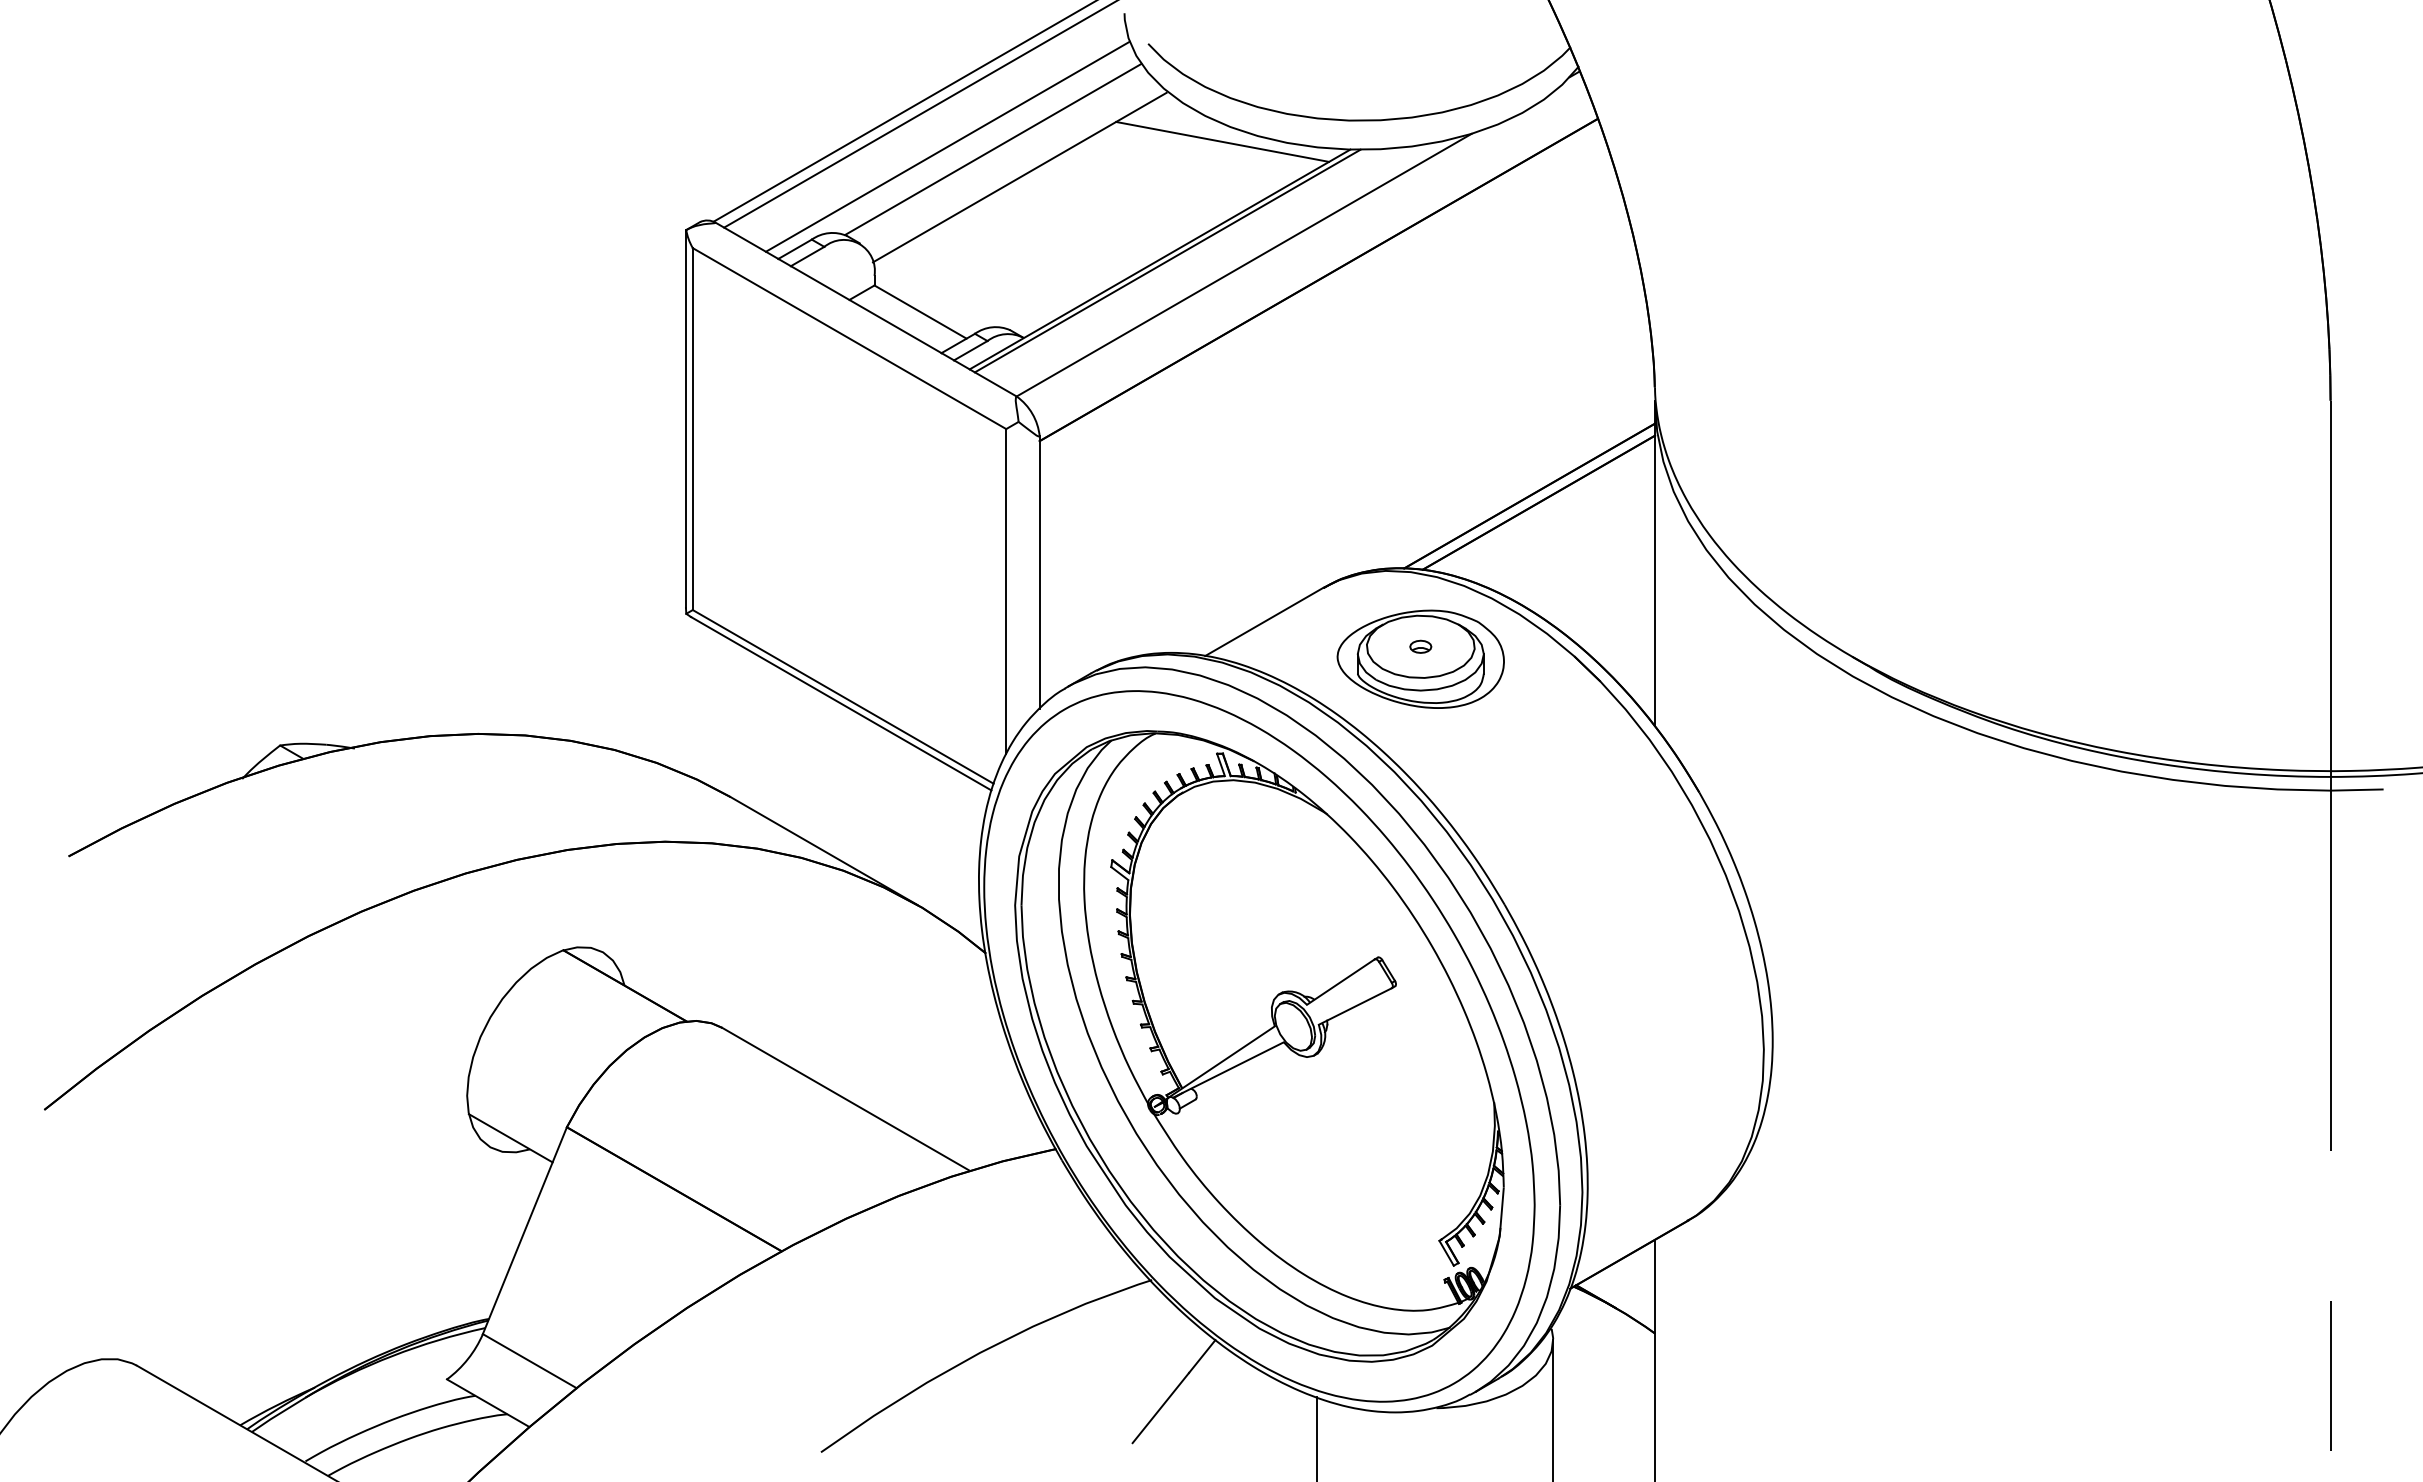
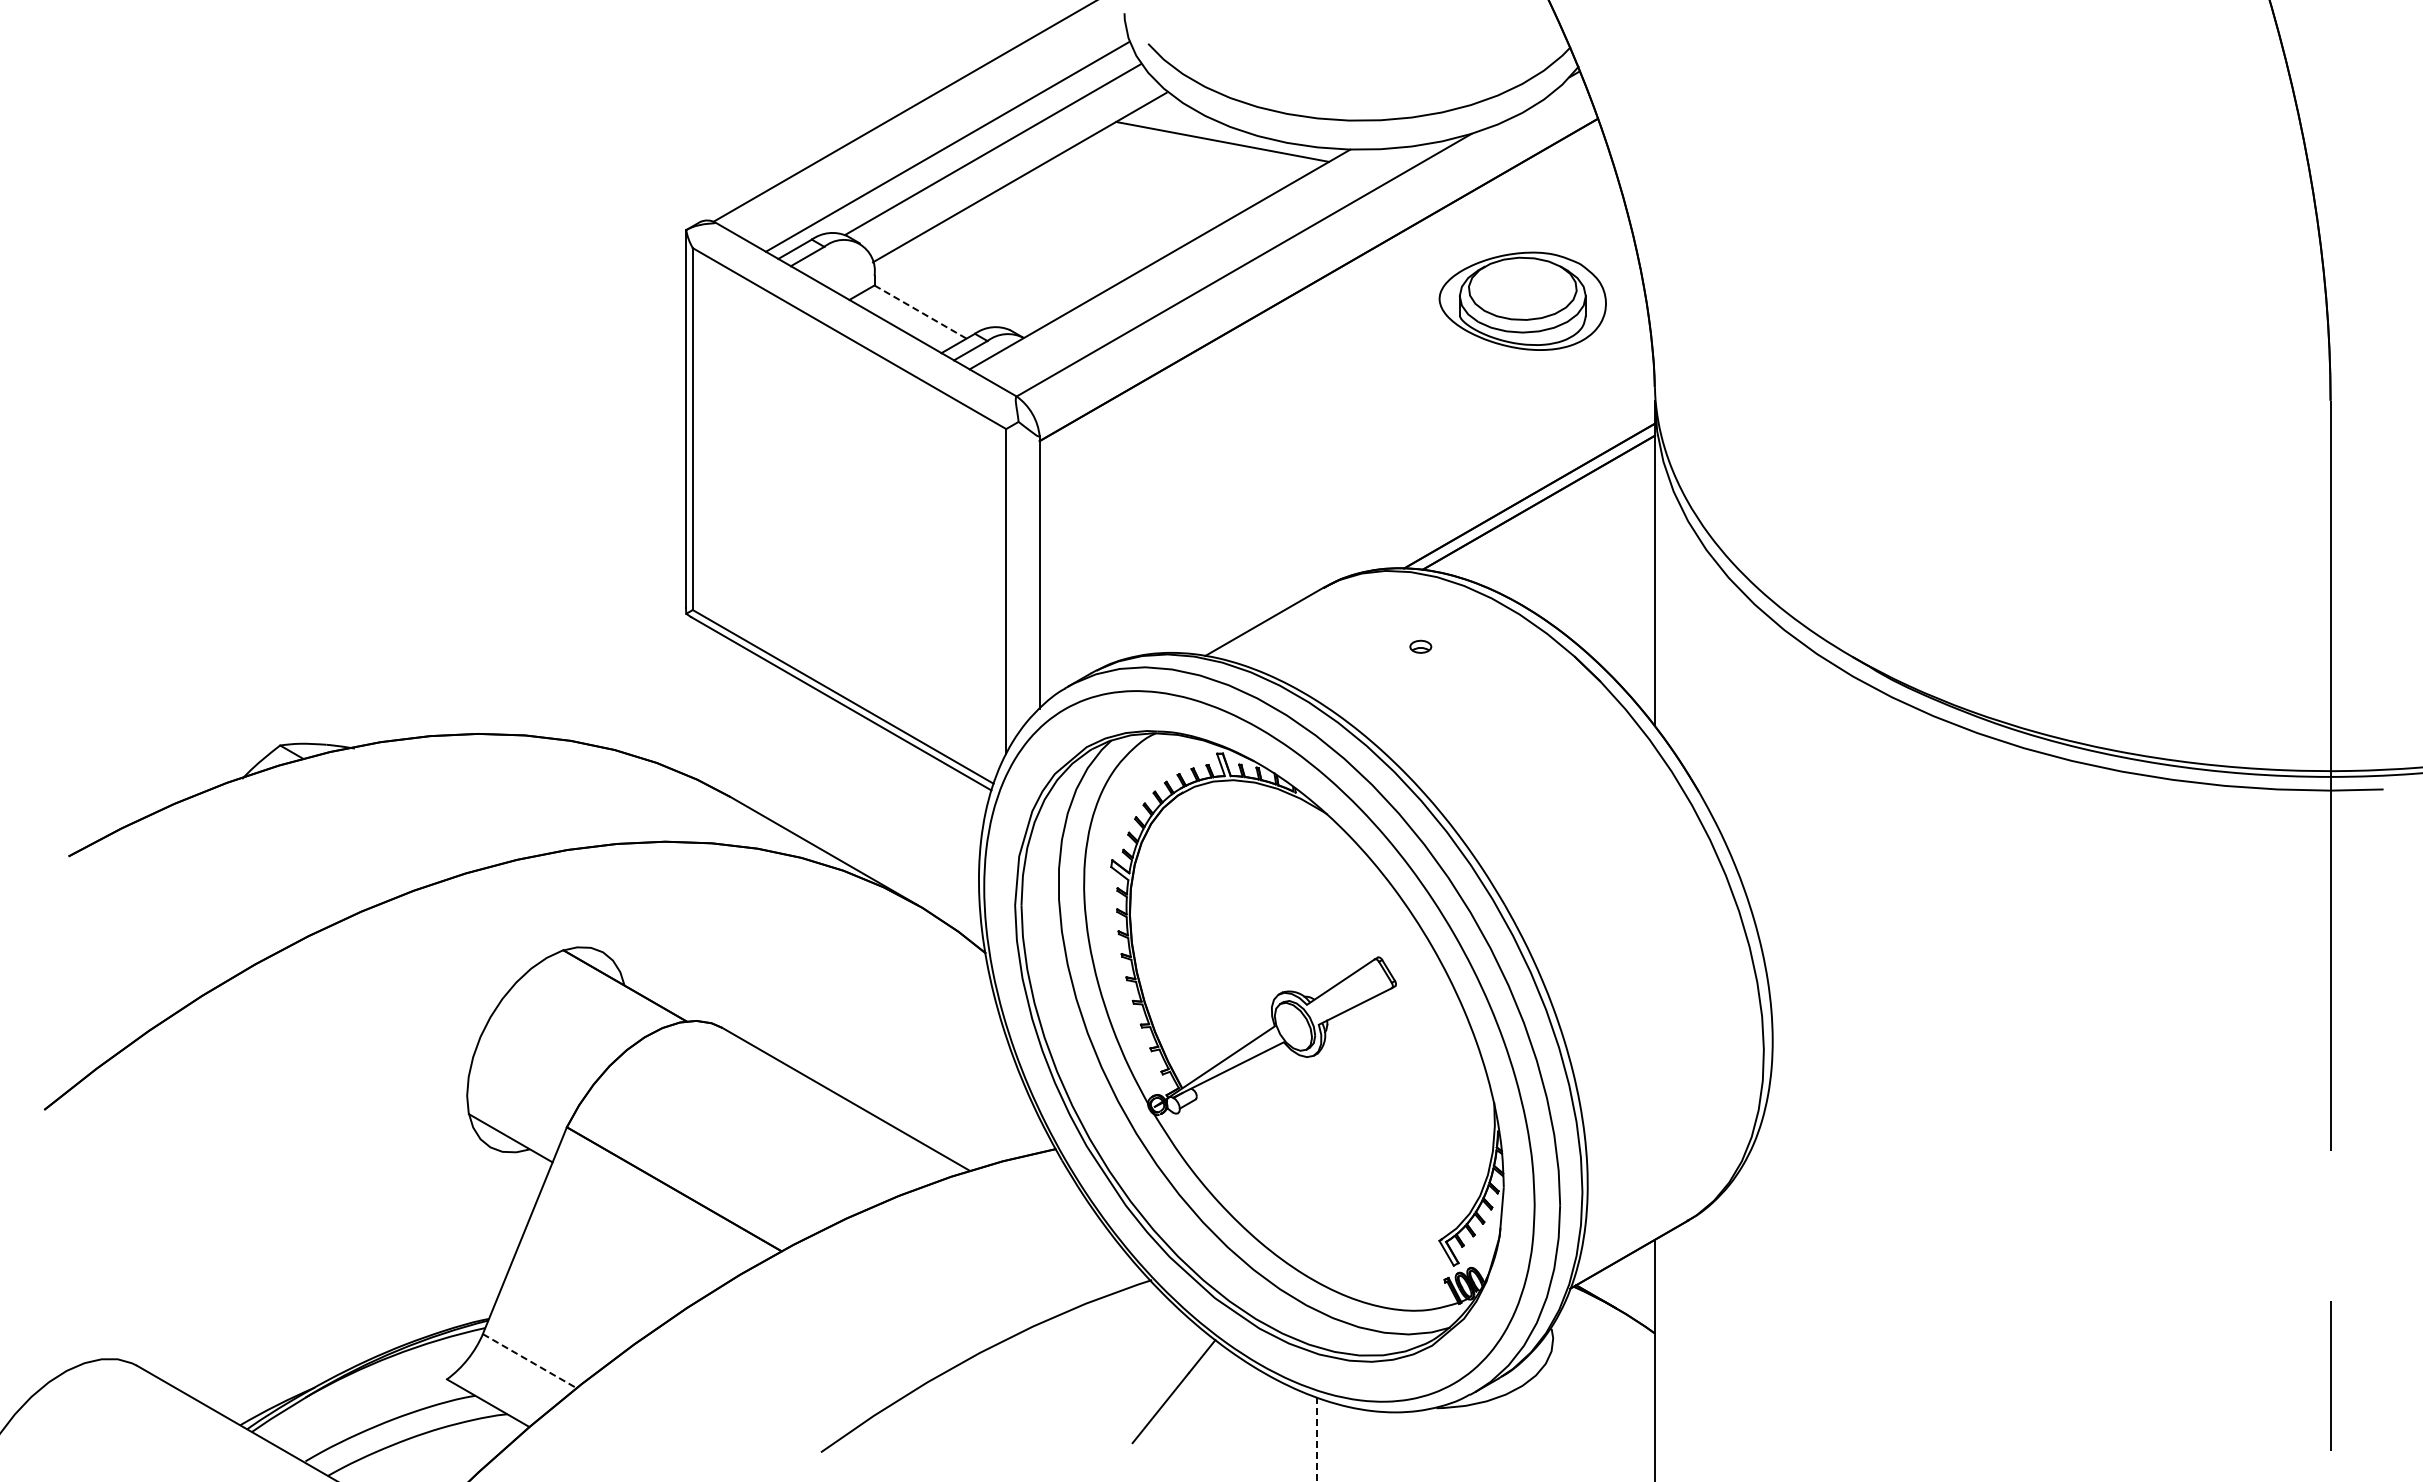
line: present -> none (919, 114)
line: present -> none (1167, 260)
line: solid -> dashed (921, 312)
part position: (1420, 658) -> (1522, 300) (1522, 300)
line: solid -> dashed (530, 1361)
line: present -> none (1553, 1408)
line: solid -> dashed (1316, 1439)
